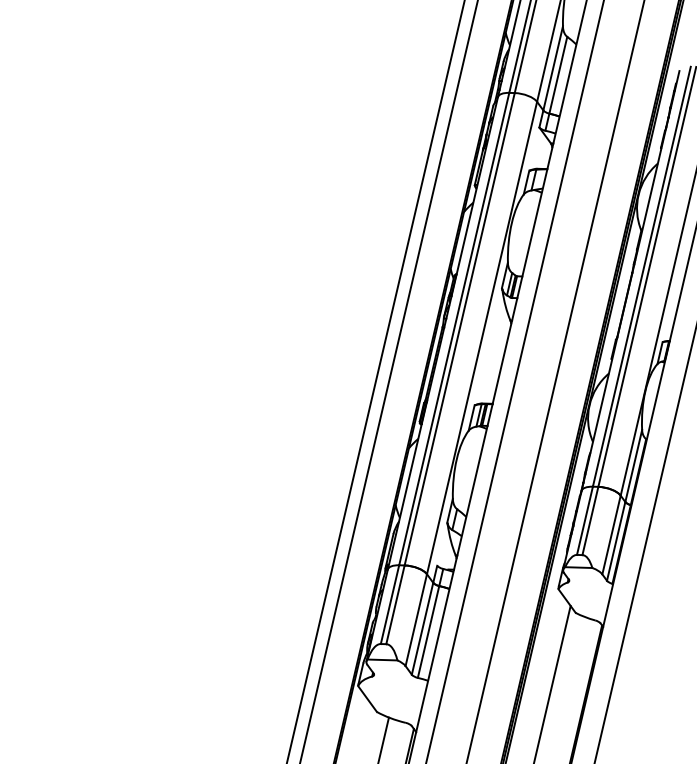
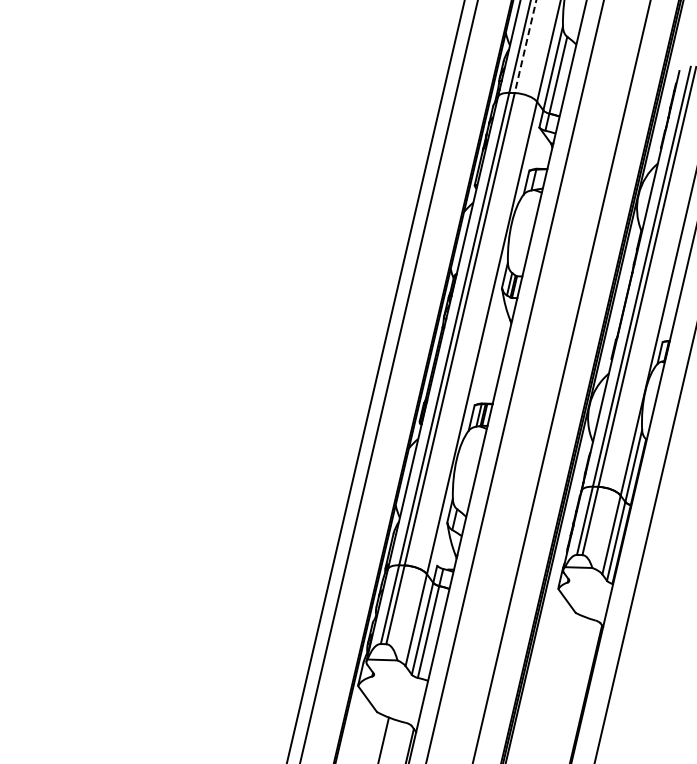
line: solid -> dashed (525, 47)
line position: (555, 381) -> (561, 381) (561, 381)
line: present -> none (552, 682)
